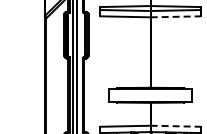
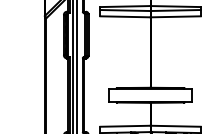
line: dashed -> solid (176, 16)
line: dashed -> solid (176, 126)
